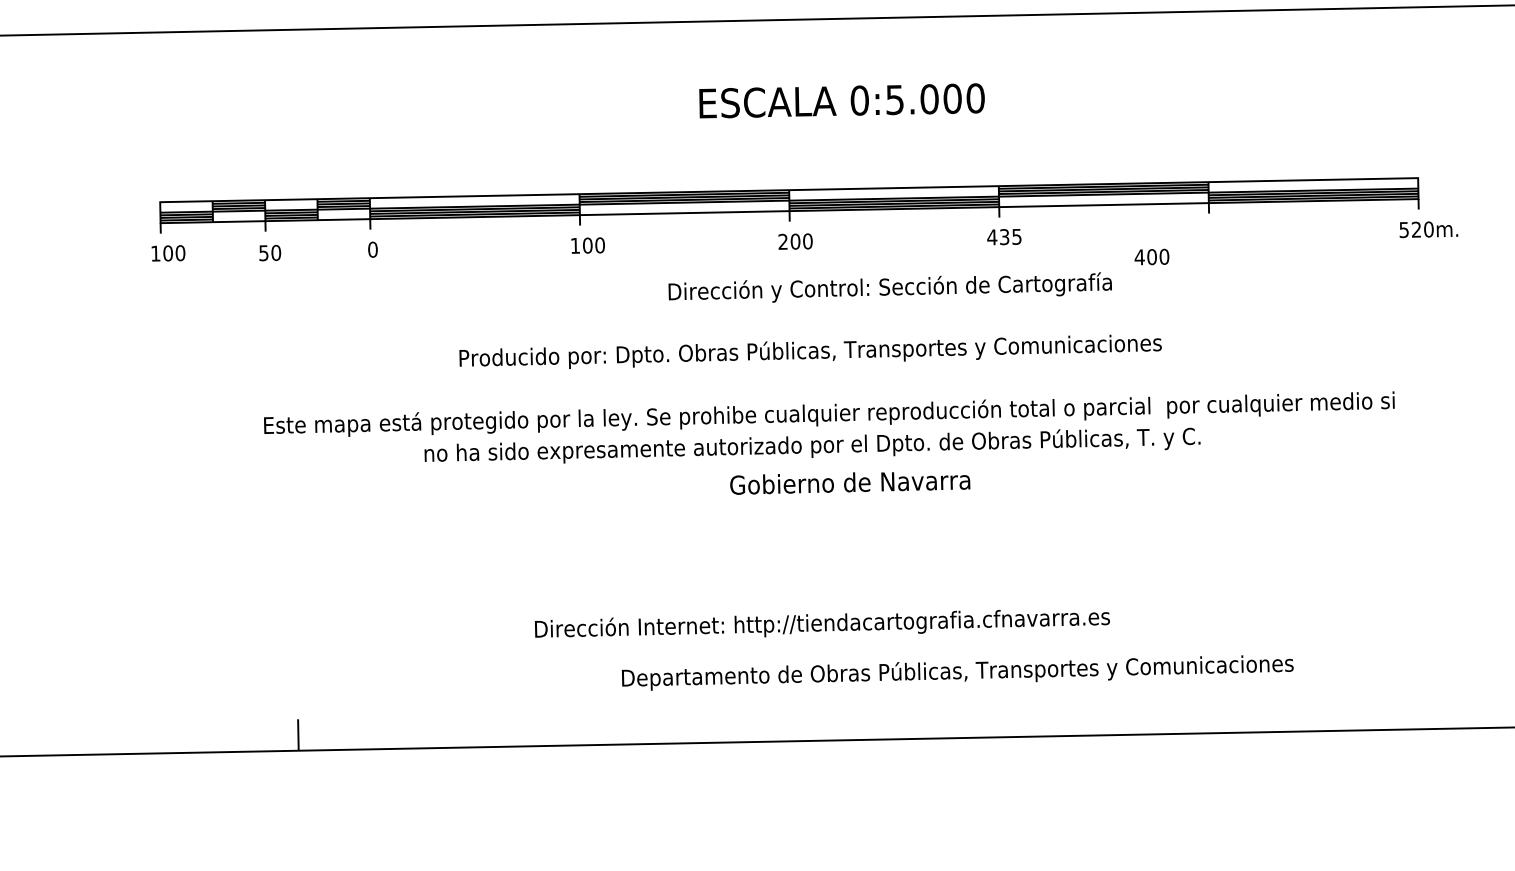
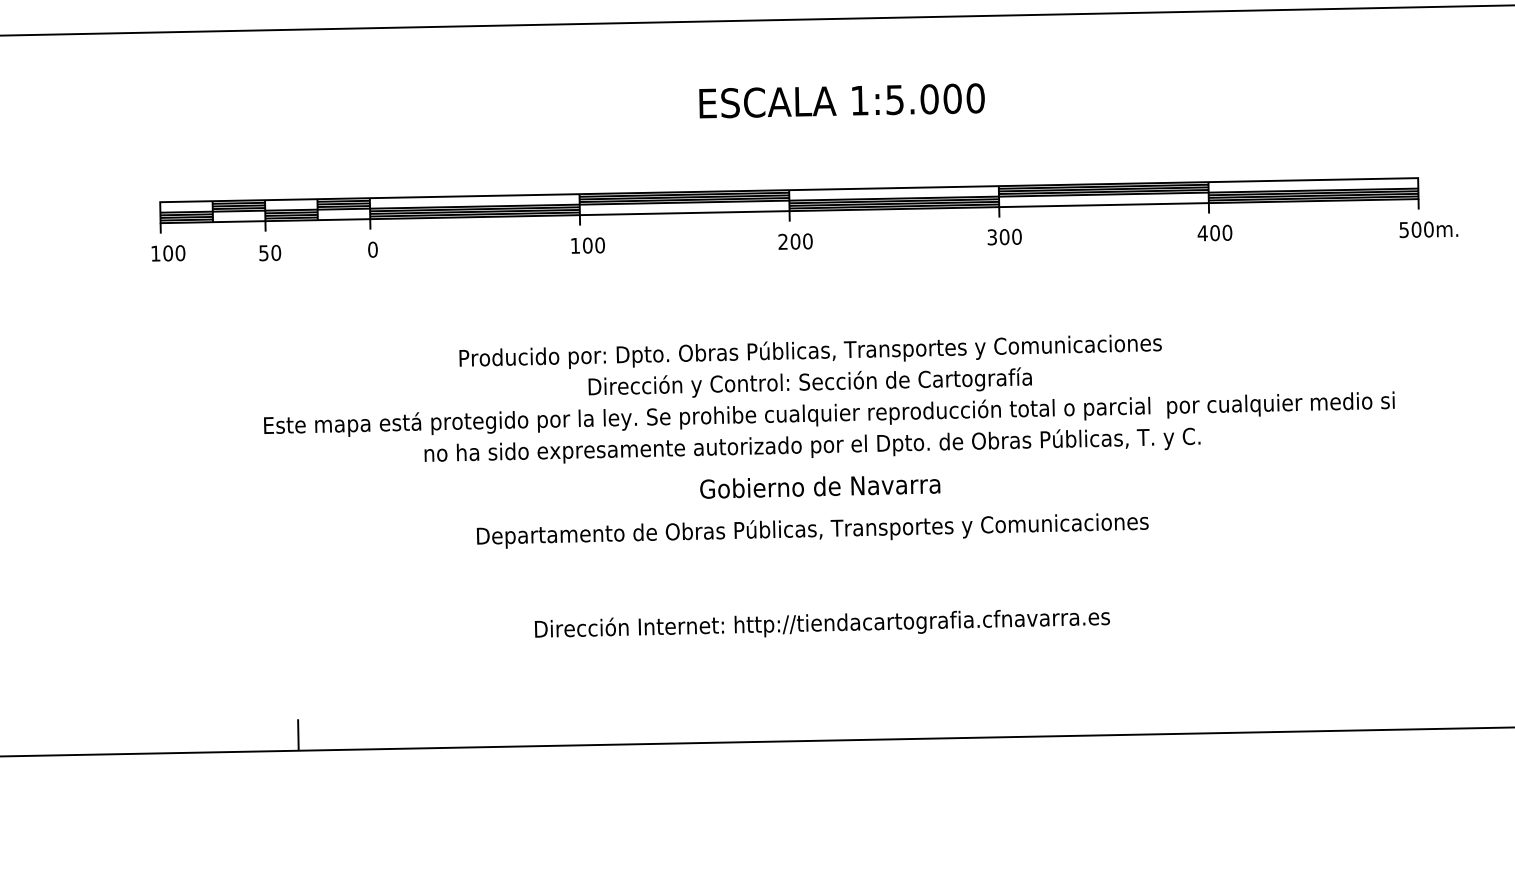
text: 0:5.000 -> 1:5.000 (859, 100)
text: 520m. -> 500m. (1416, 229)
text: 435 -> 300 (1004, 236)
text position: (1151, 256) -> (1214, 232) (1214, 232)
text position: (889, 287) -> (809, 382) (809, 382)
text position: (850, 483) -> (820, 487) (820, 487)
text position: (957, 672) -> (812, 530) (812, 530)
